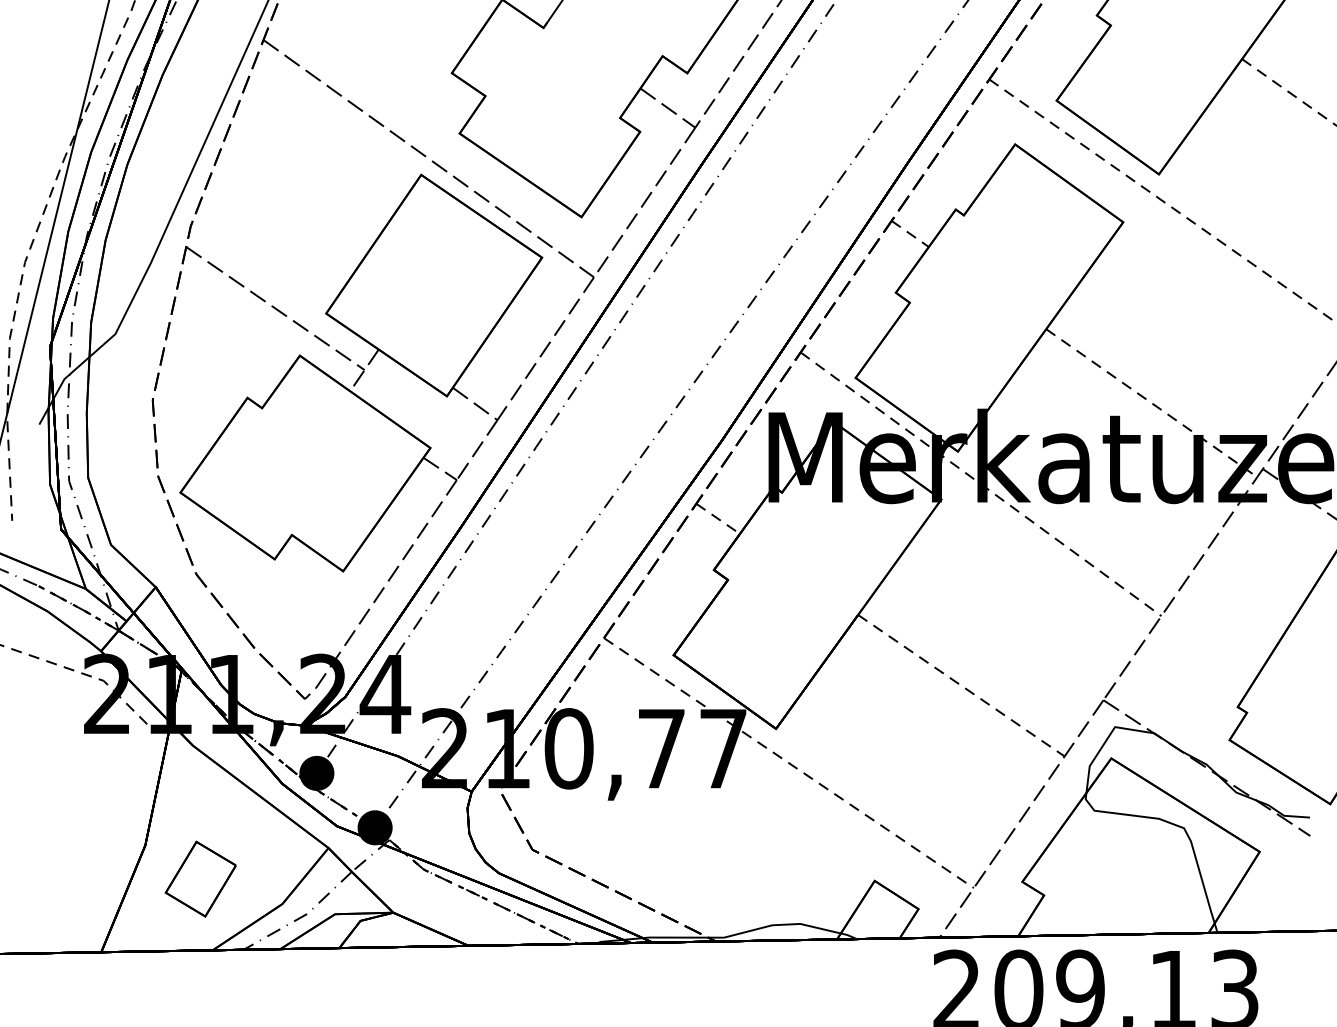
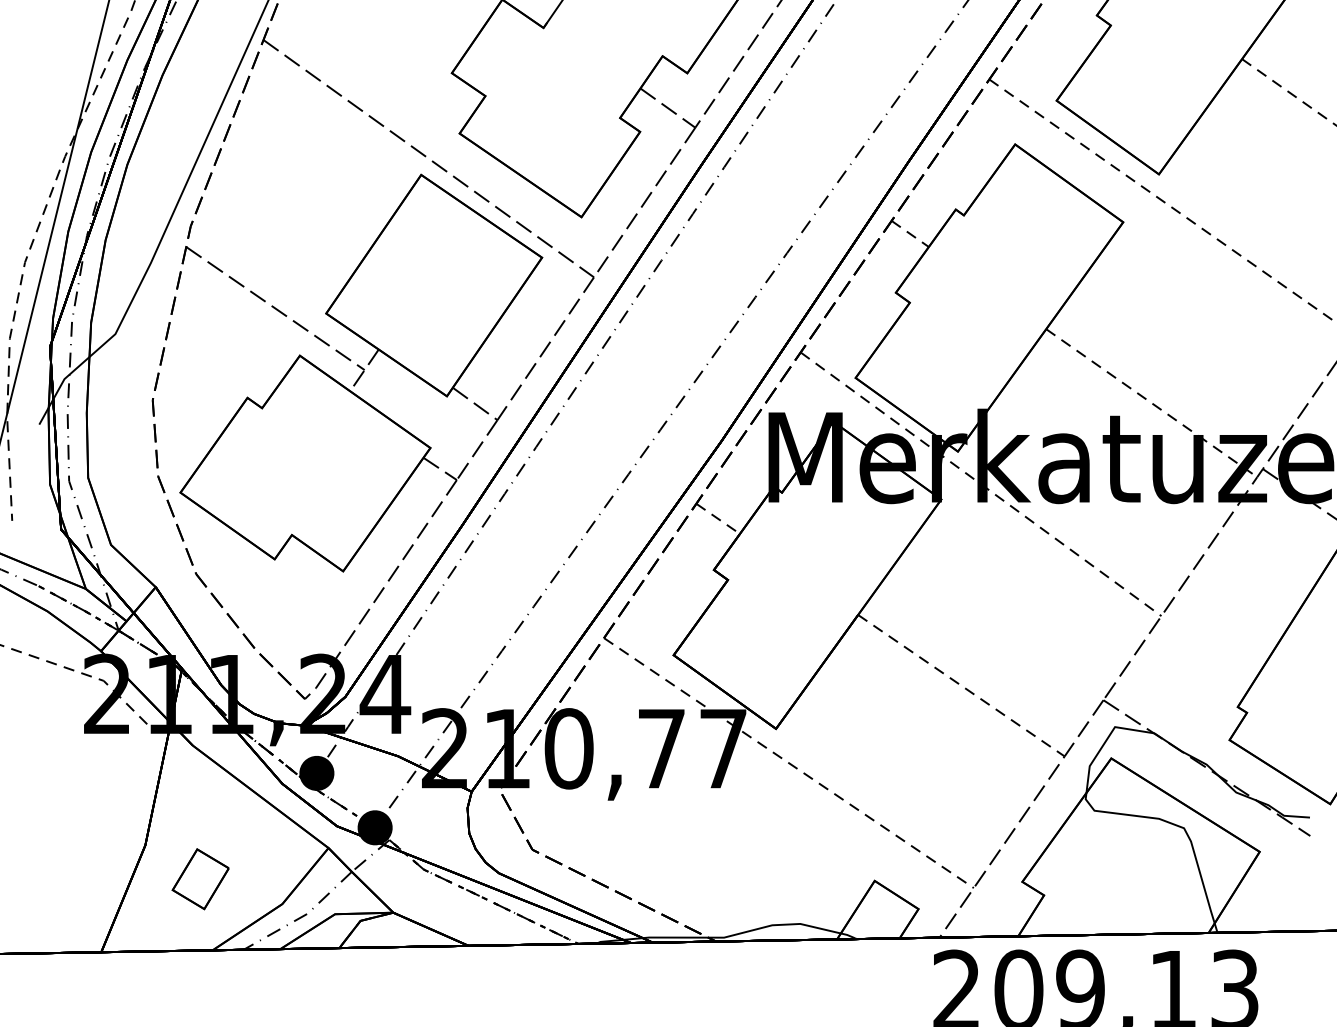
part size: 73x78 px -> 59x63 px (200, 879)
